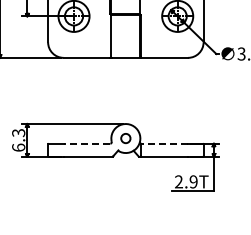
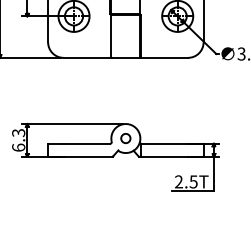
line: dashed -> solid (86, 143)
line: dashed -> solid (164, 143)
text: 2.9T -> 2.5T (193, 181)
